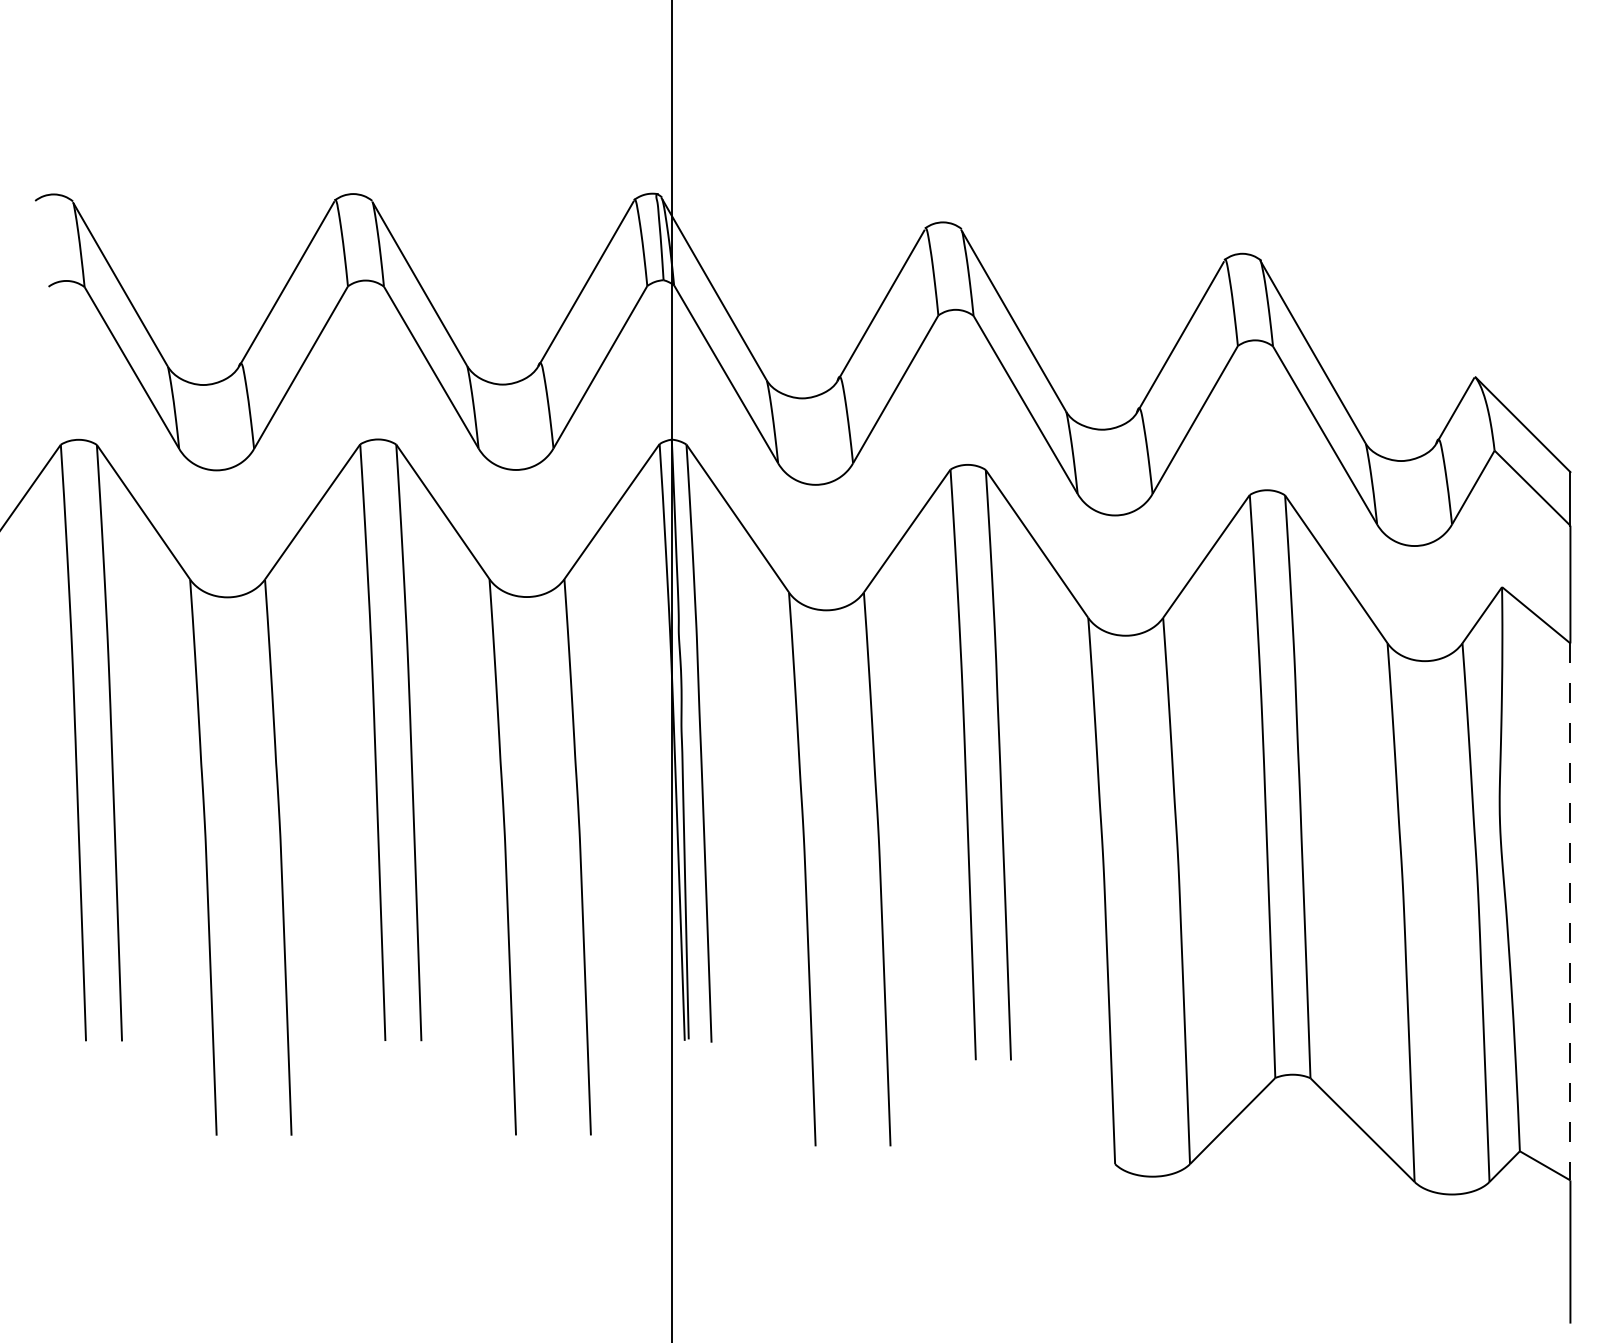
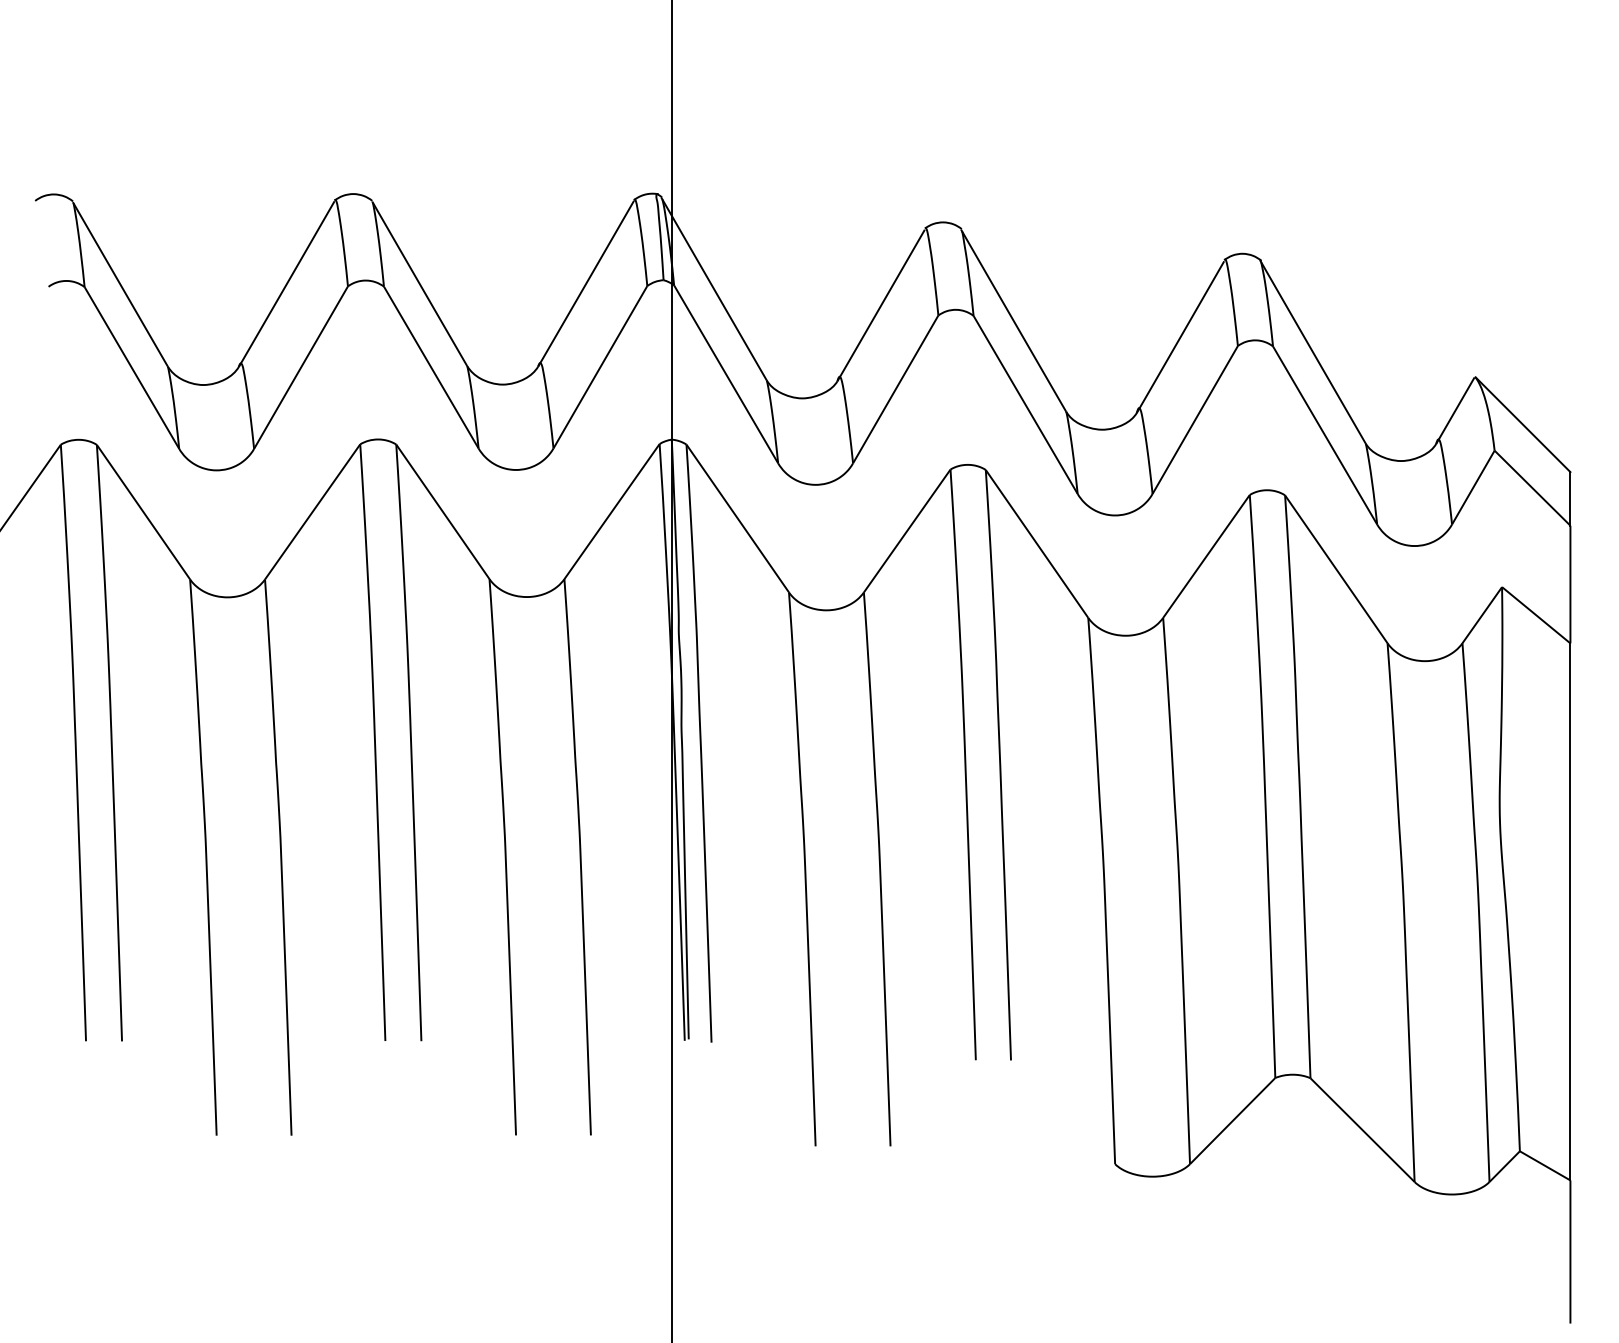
line: dashed -> solid (1570, 911)
